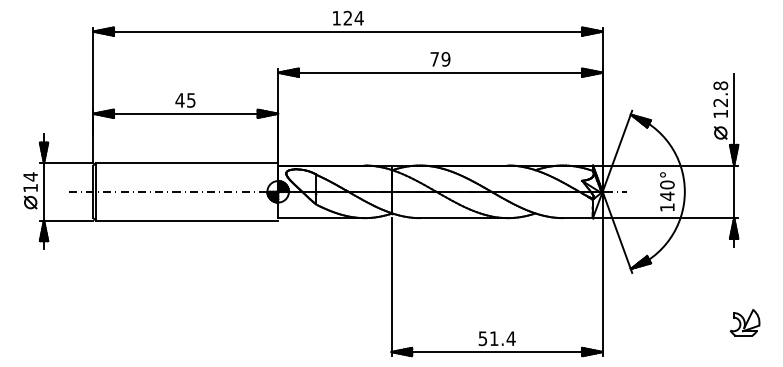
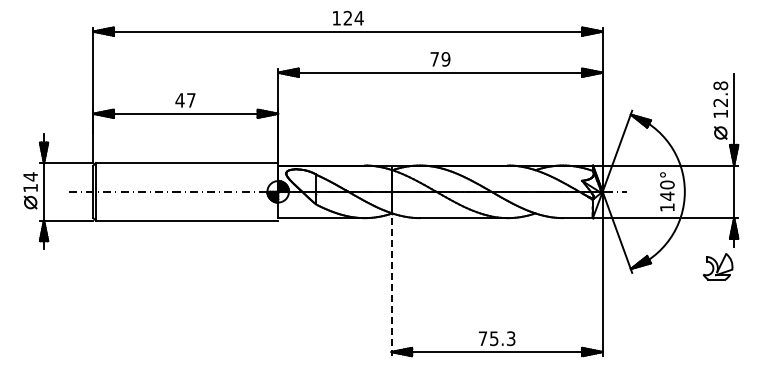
text: 45 -> 47 (191, 100)
line: solid -> dashed (391, 287)
part position: (745, 322) -> (718, 266) (718, 266)
text: 51.4 -> 75.3 (496, 338)
